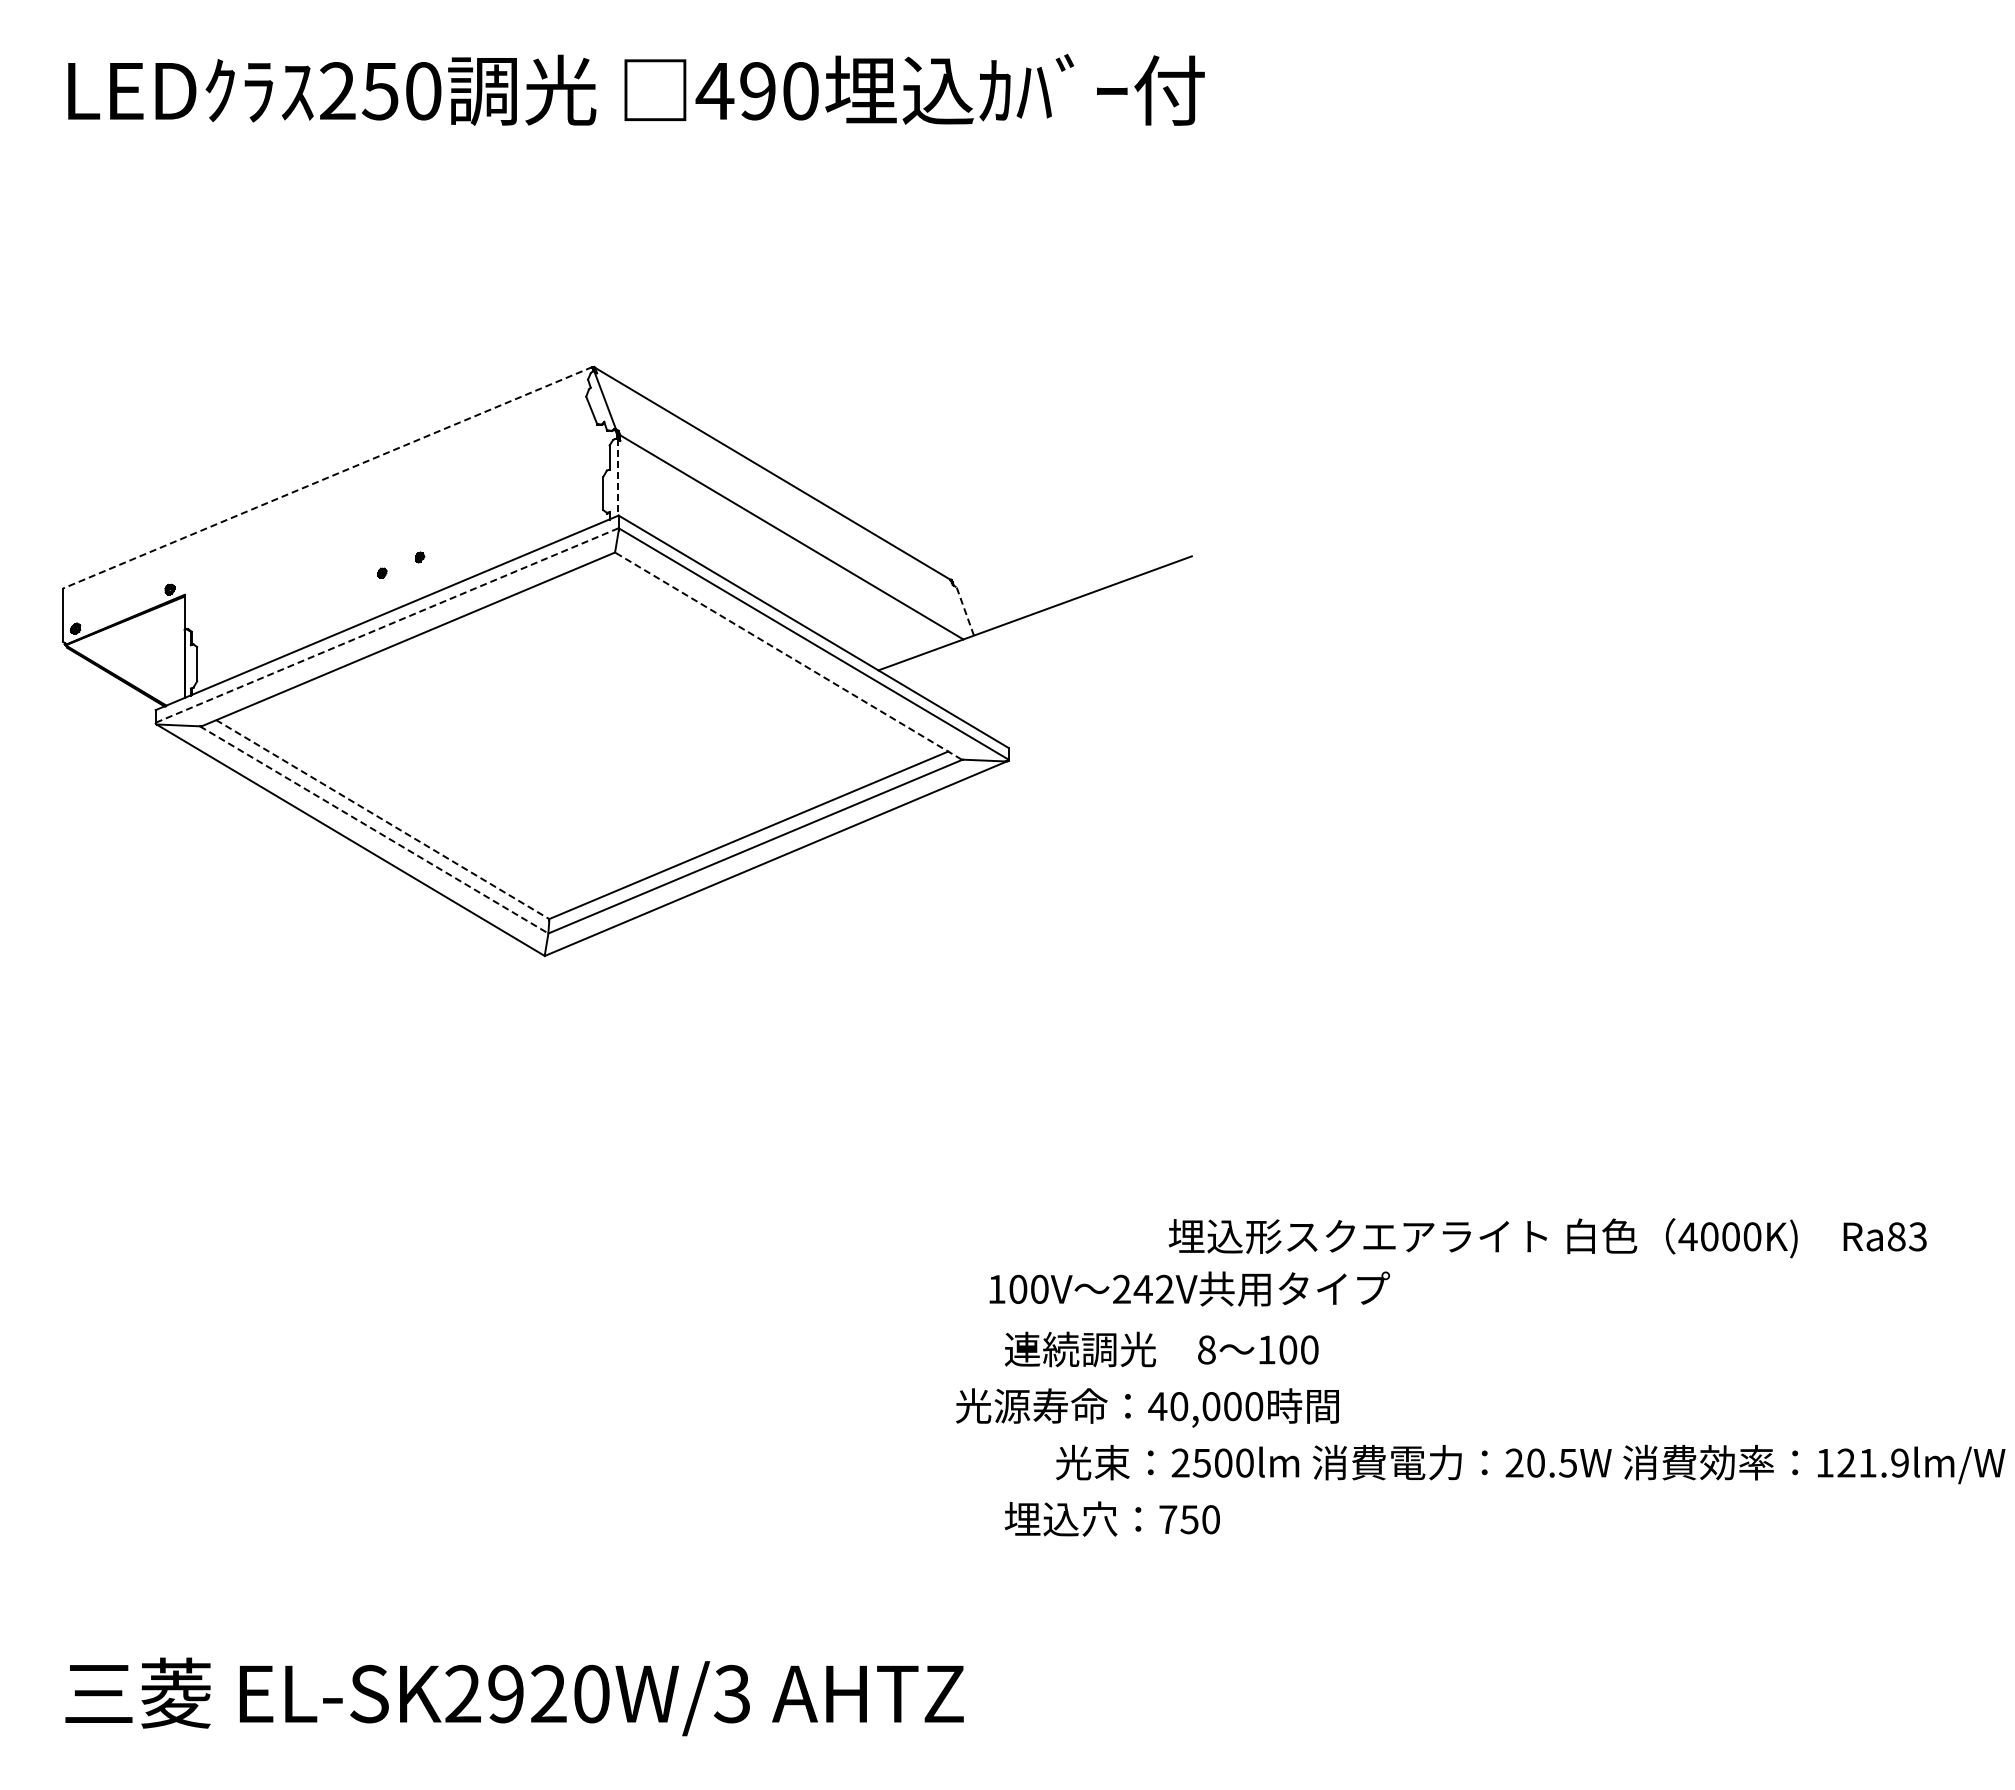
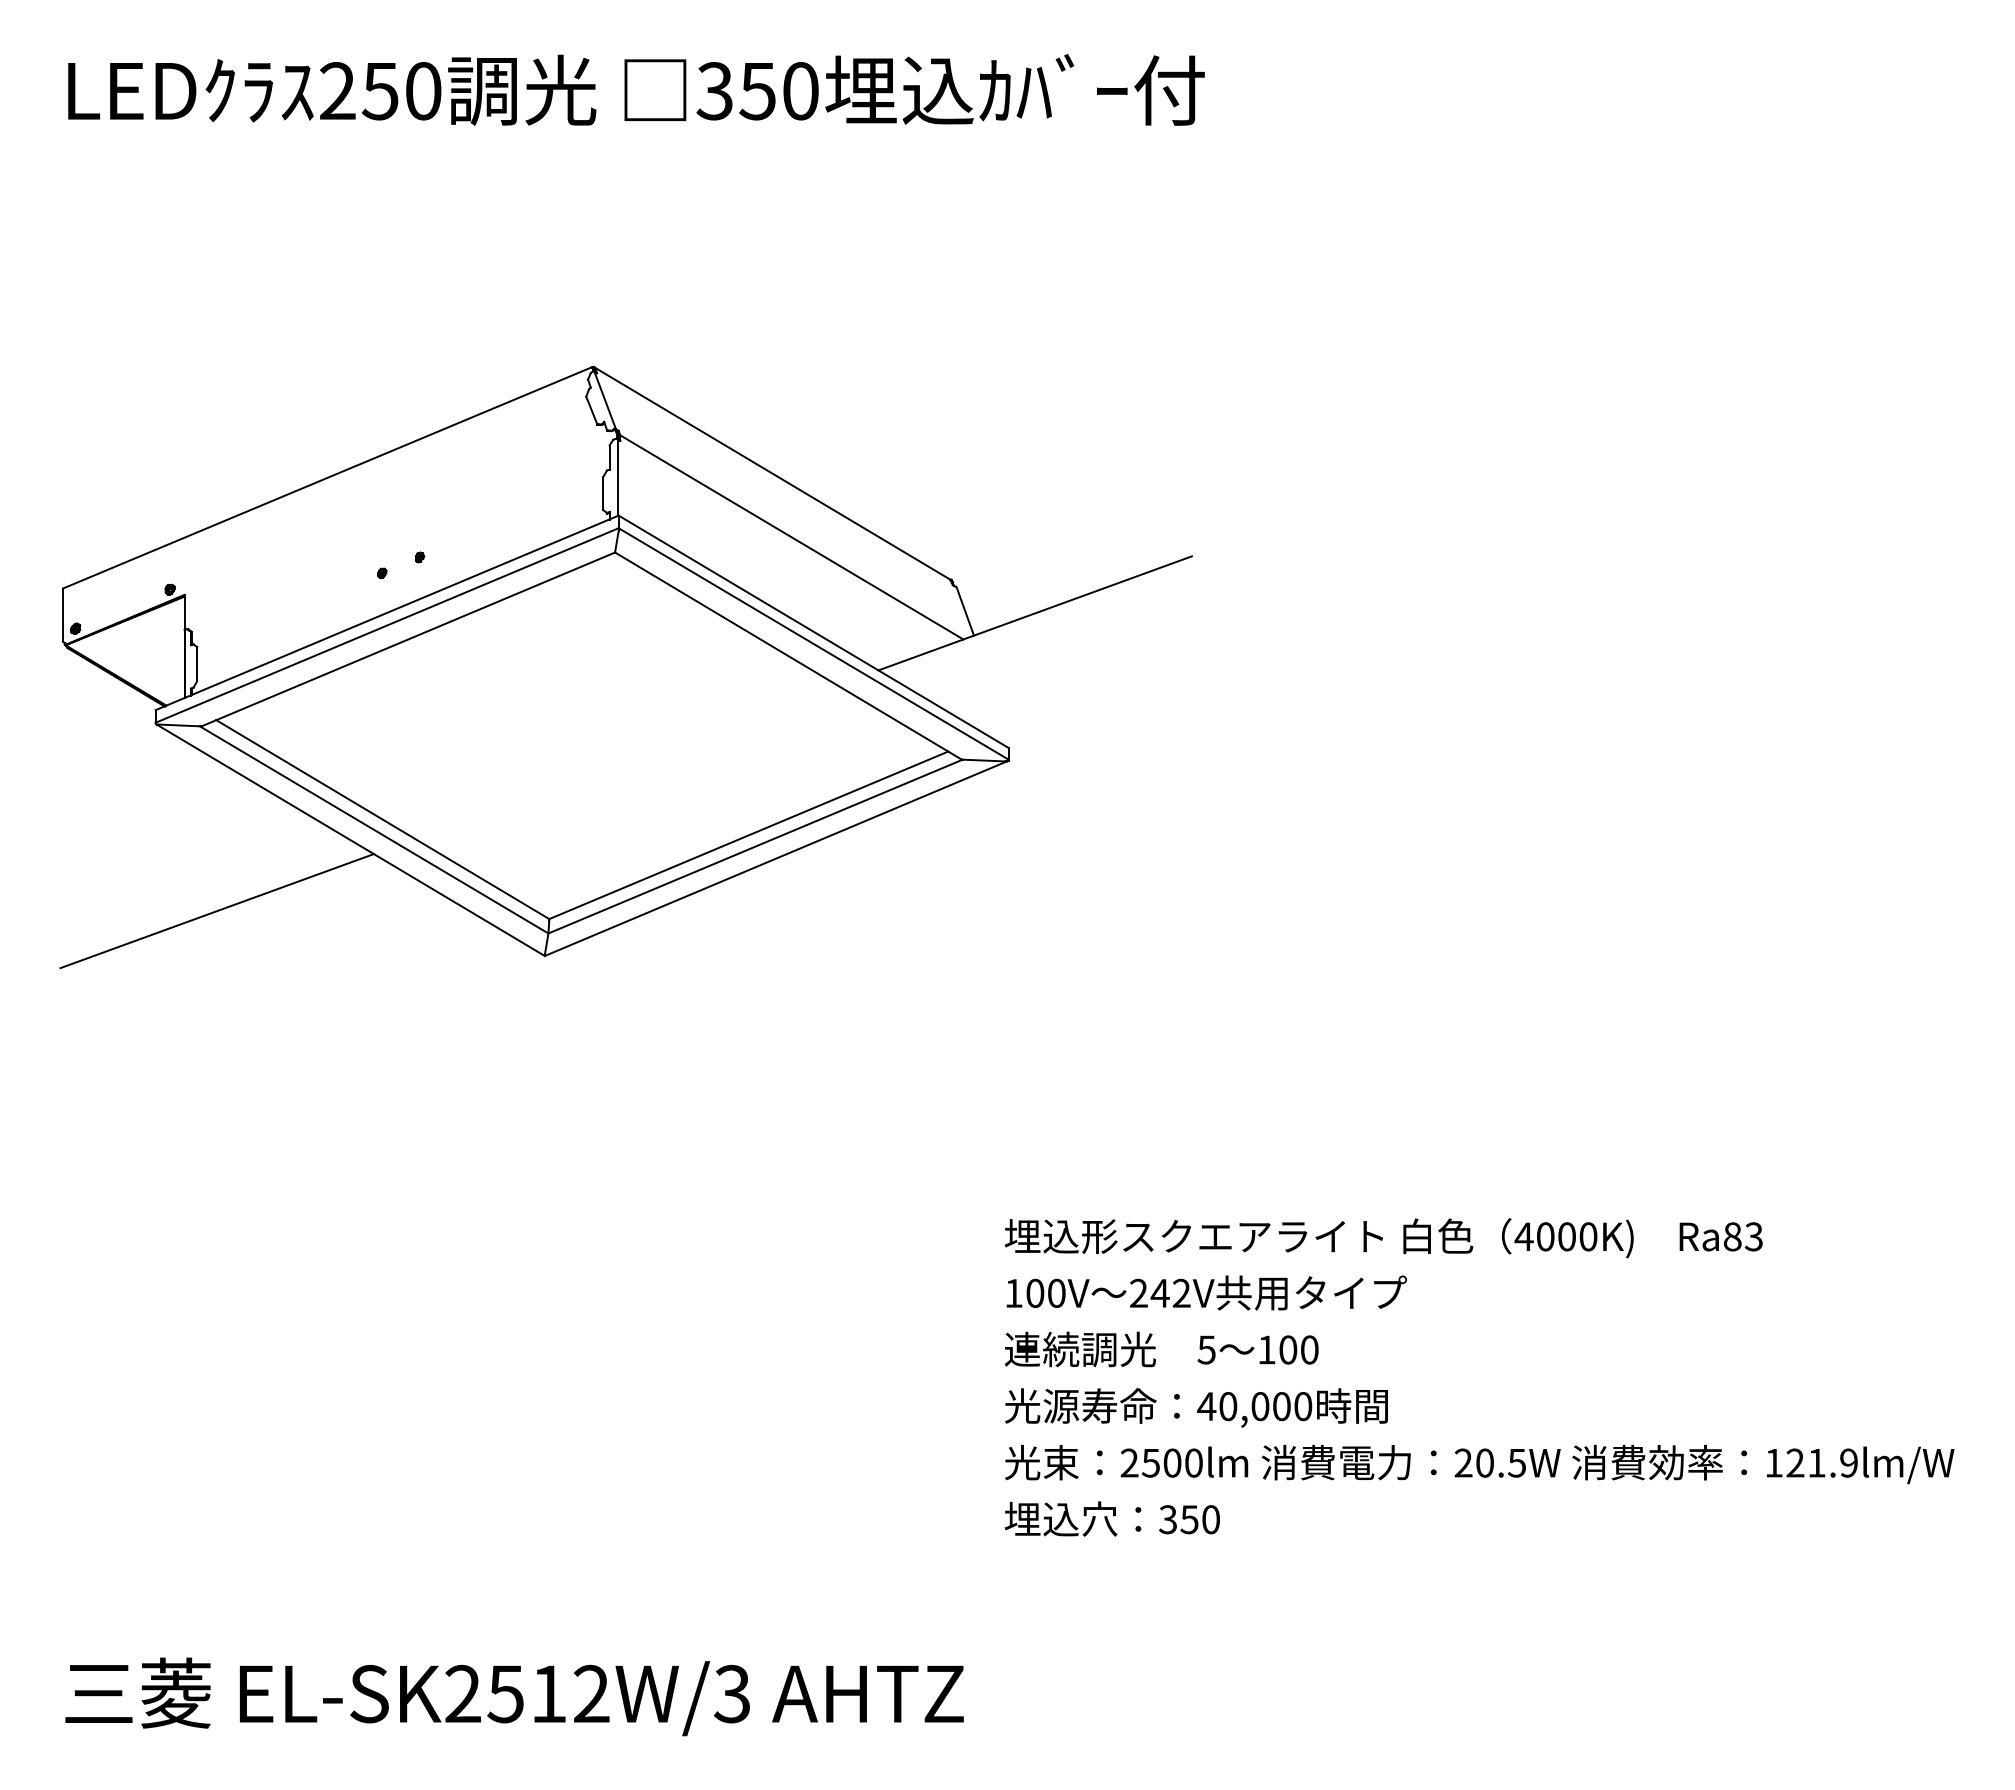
text: 490 -> 350 (735, 91)
line: dashed -> solid (327, 477)
line: dashed -> solid (617, 477)
line: dashed -> solid (965, 611)
line: dashed -> solid (387, 625)
line: dashed -> solid (788, 656)
line: dashed -> solid (383, 819)
line: dashed -> solid (374, 829)
line: none -> present (216, 911)
text position: (1547, 1238) -> (1383, 1238) (1383, 1238)
text position: (1189, 1288) -> (1206, 1292) (1206, 1292)
text: 8 -> 5 (1206, 1349)
text position: (1147, 1407) -> (1196, 1407) (1196, 1407)
text position: (1530, 1464) -> (1479, 1464) (1479, 1464)
text: 750 -> 350 (1168, 1519)
text: EL-SK2920W/3 -> EL-SK2512W/3 (548, 1693)
